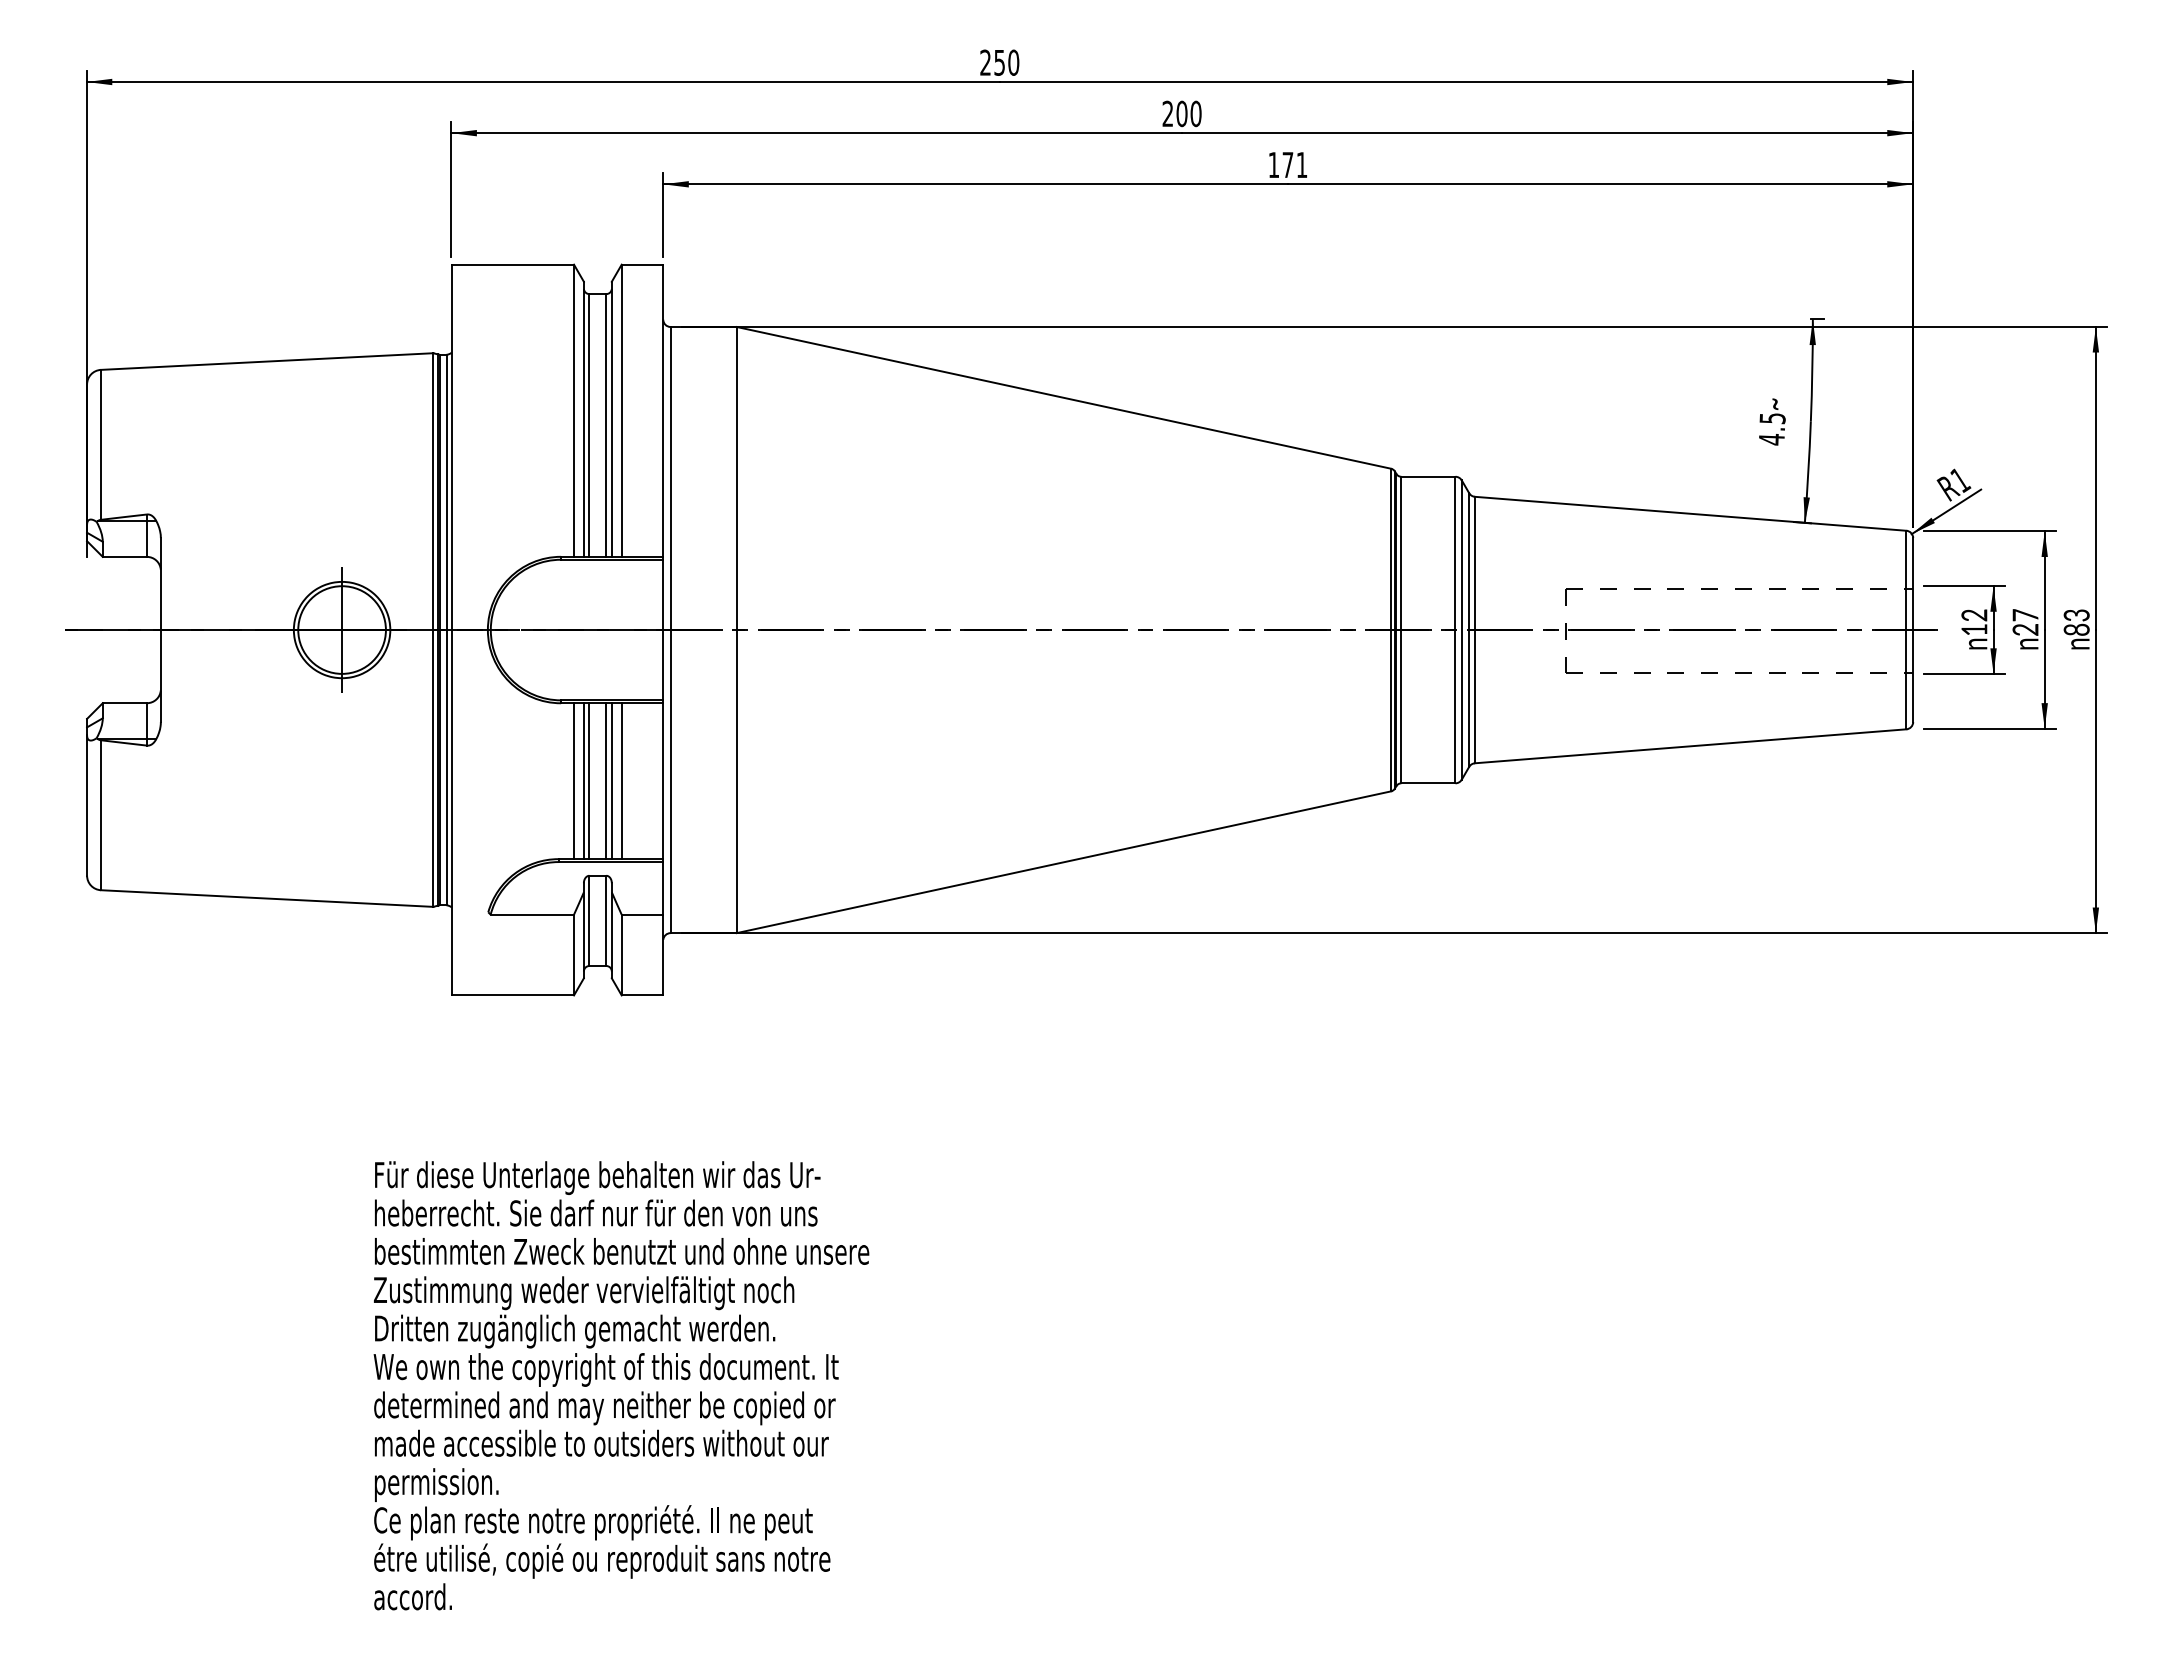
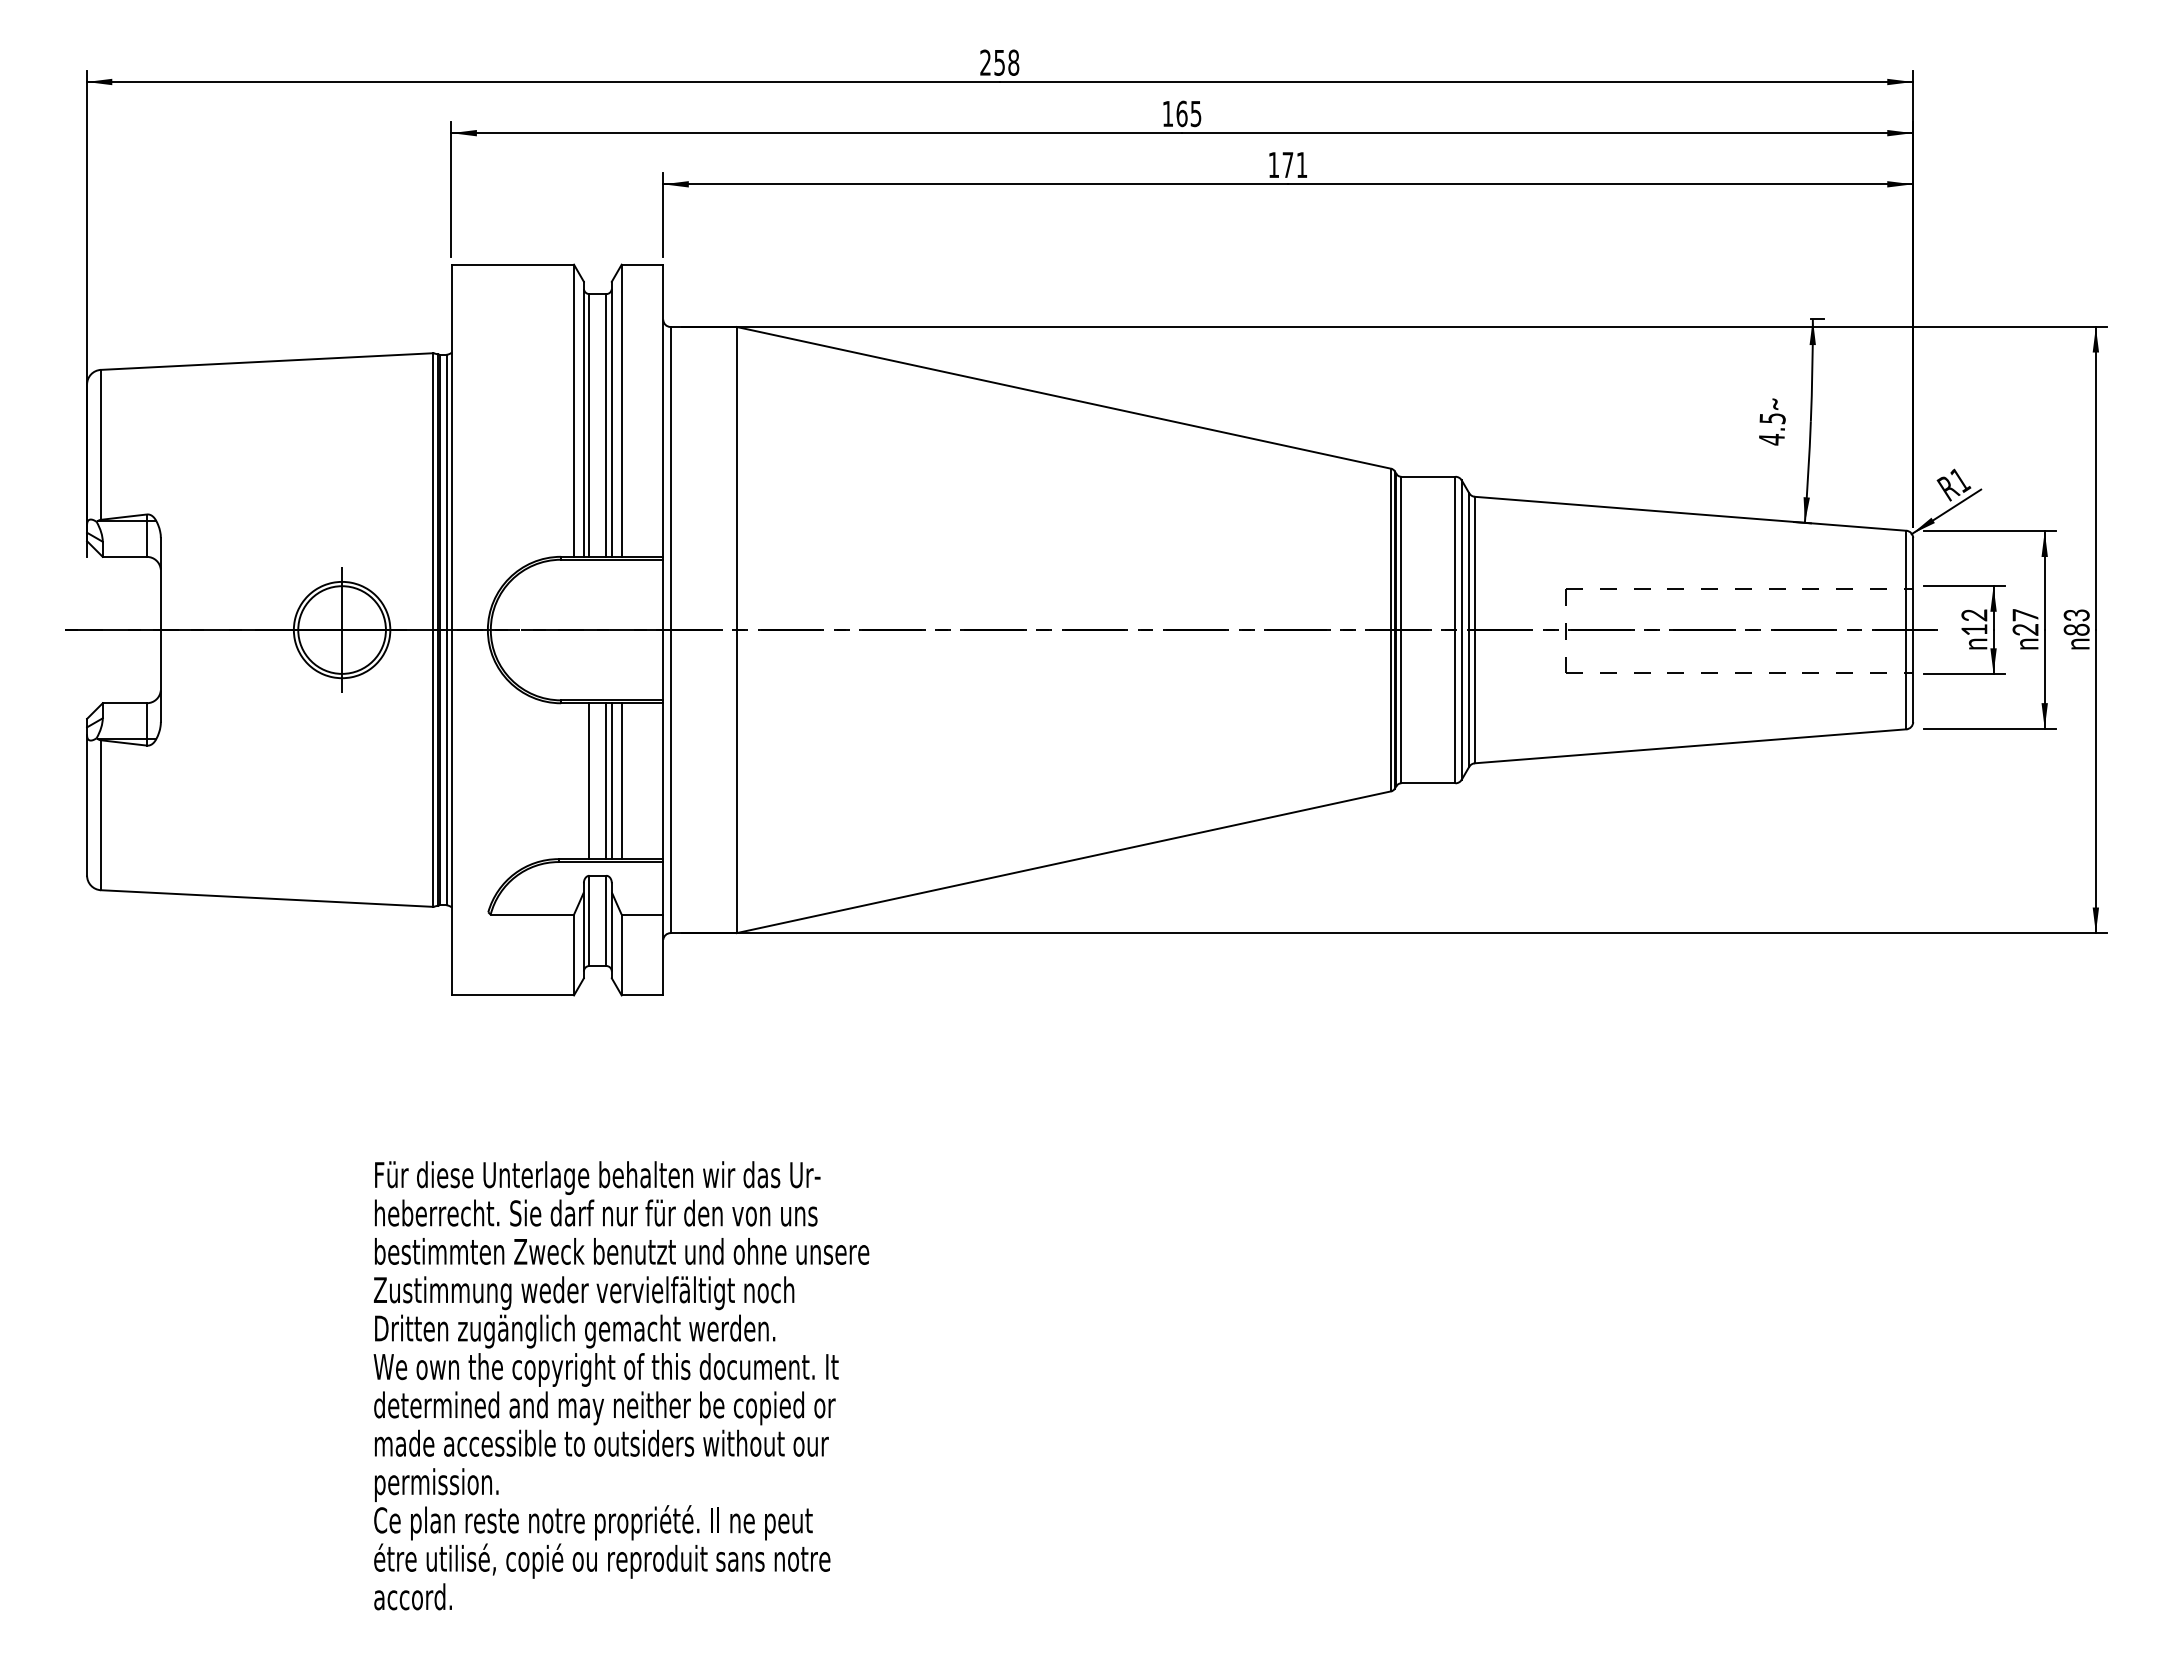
text: 250 -> 258 (1013, 62)
text: 200 -> 165 (1181, 113)
line: present -> none (574, 781)
line: present -> none (583, 781)
